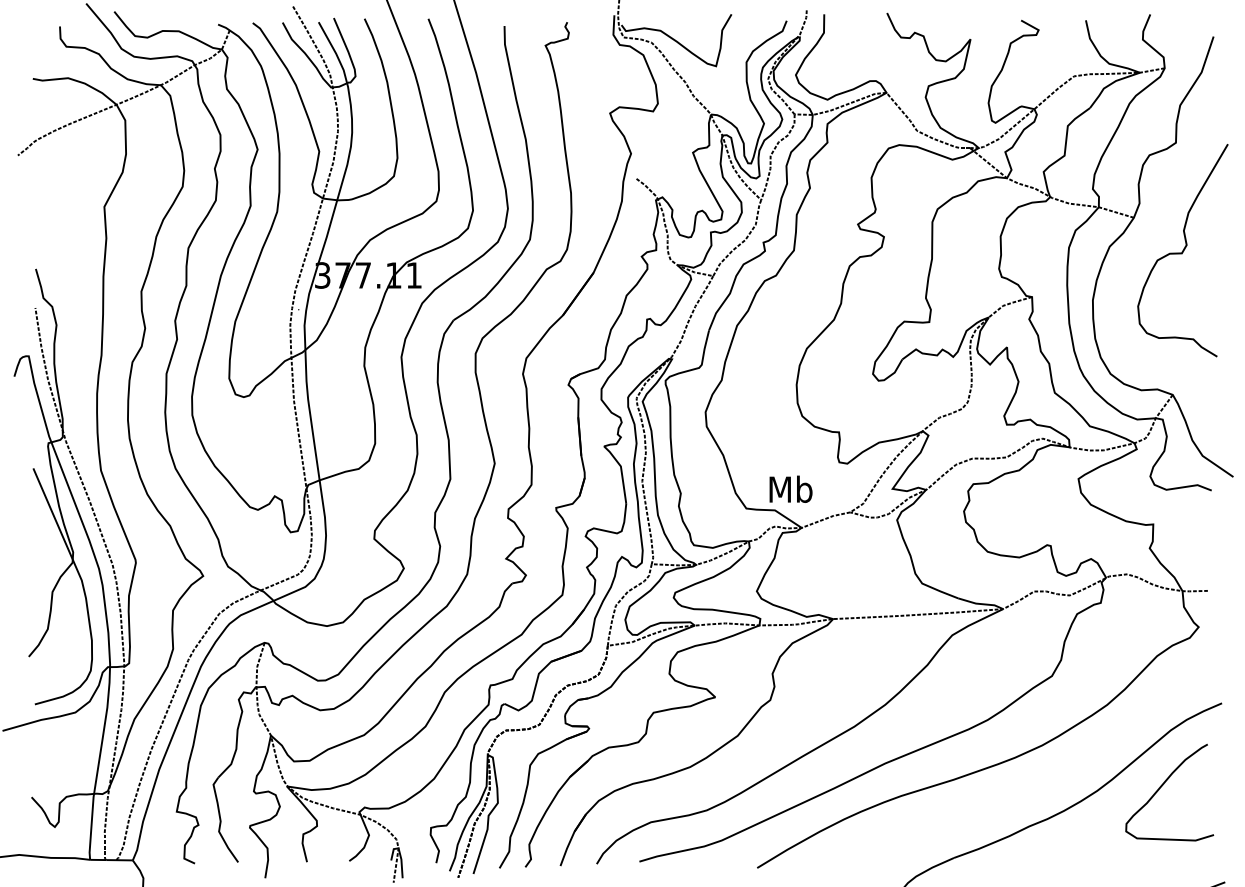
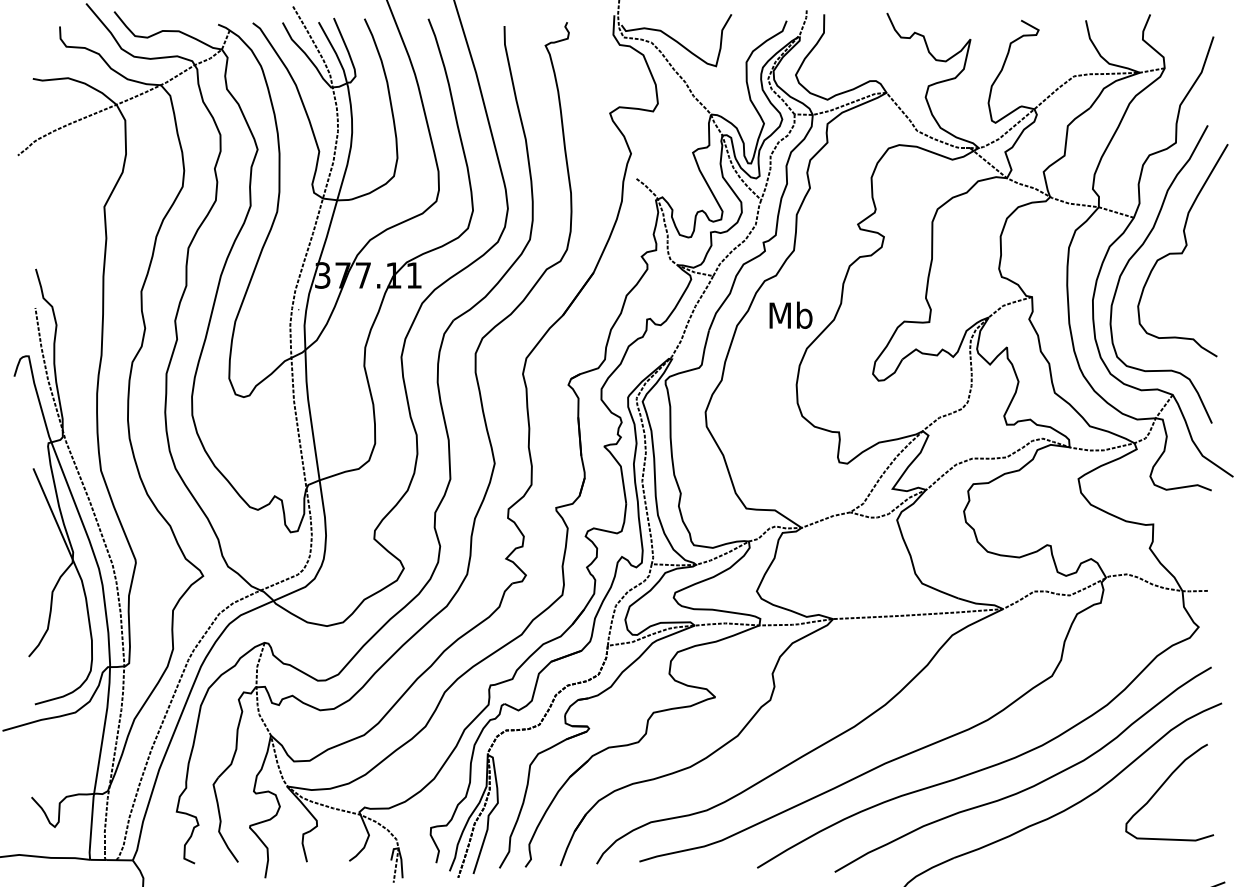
curve: none -> present (1137, 252)
text position: (790, 488) -> (790, 314) (790, 314)
curve: none -> present (1027, 787)
